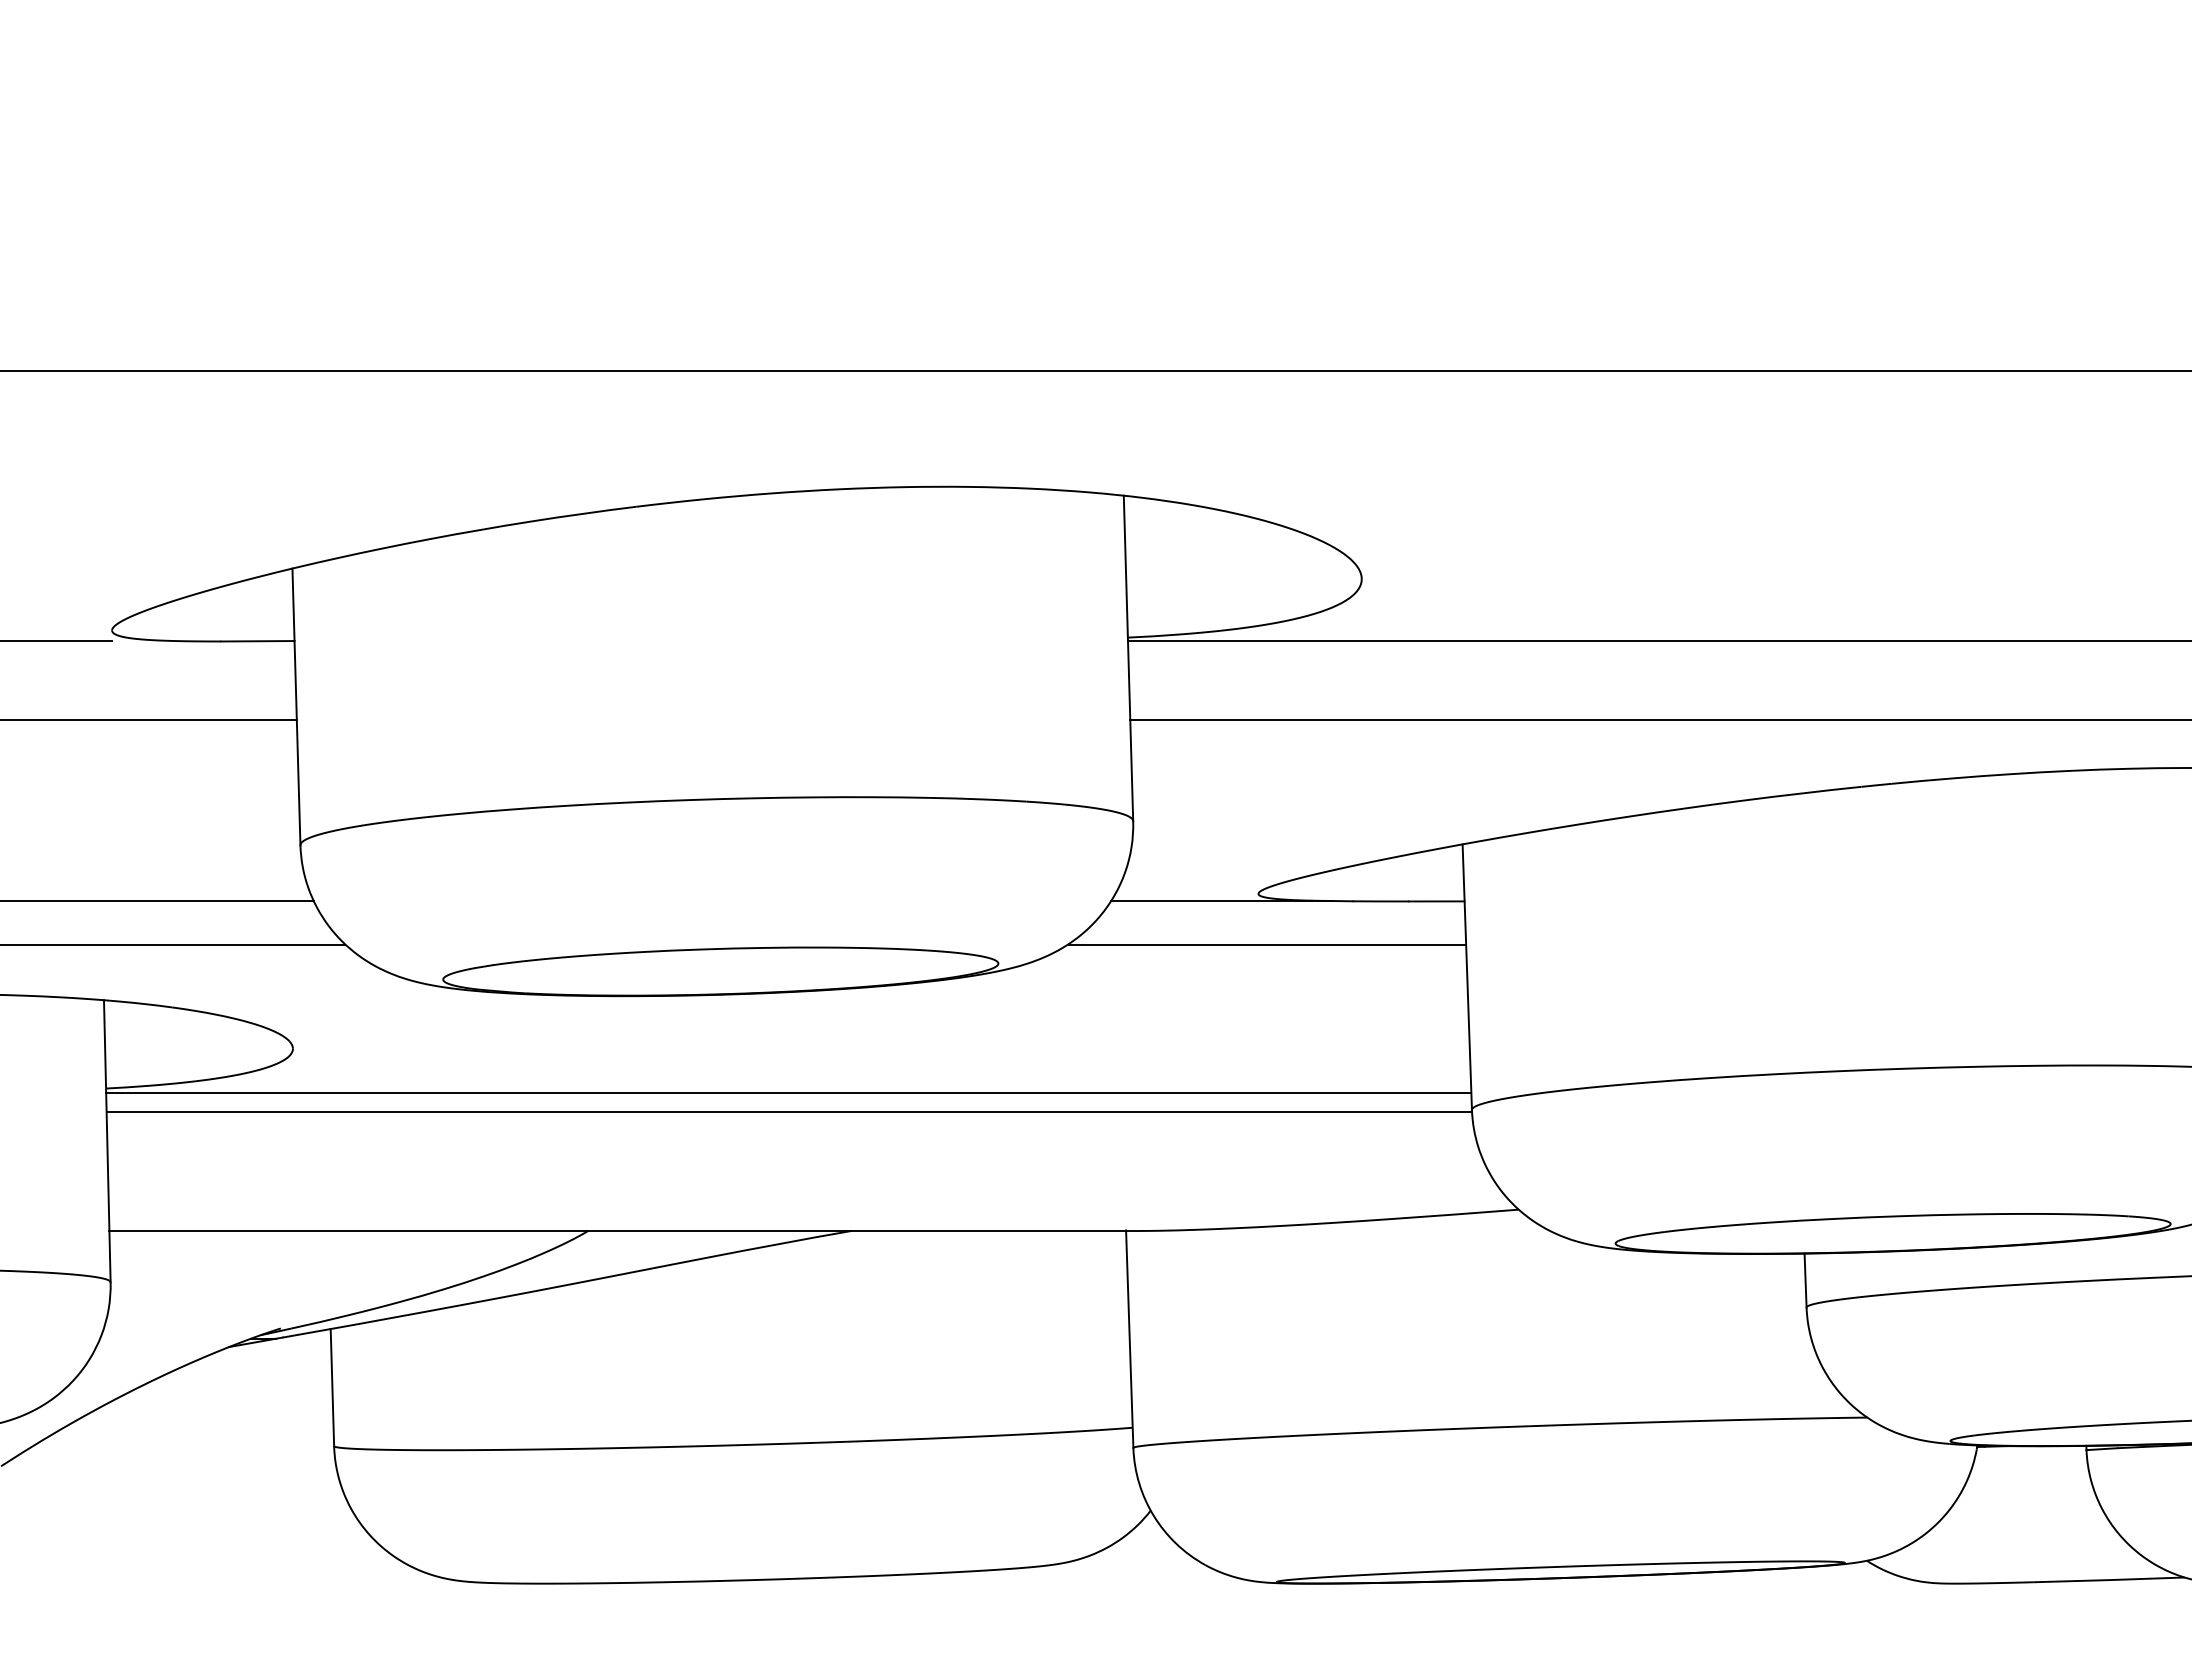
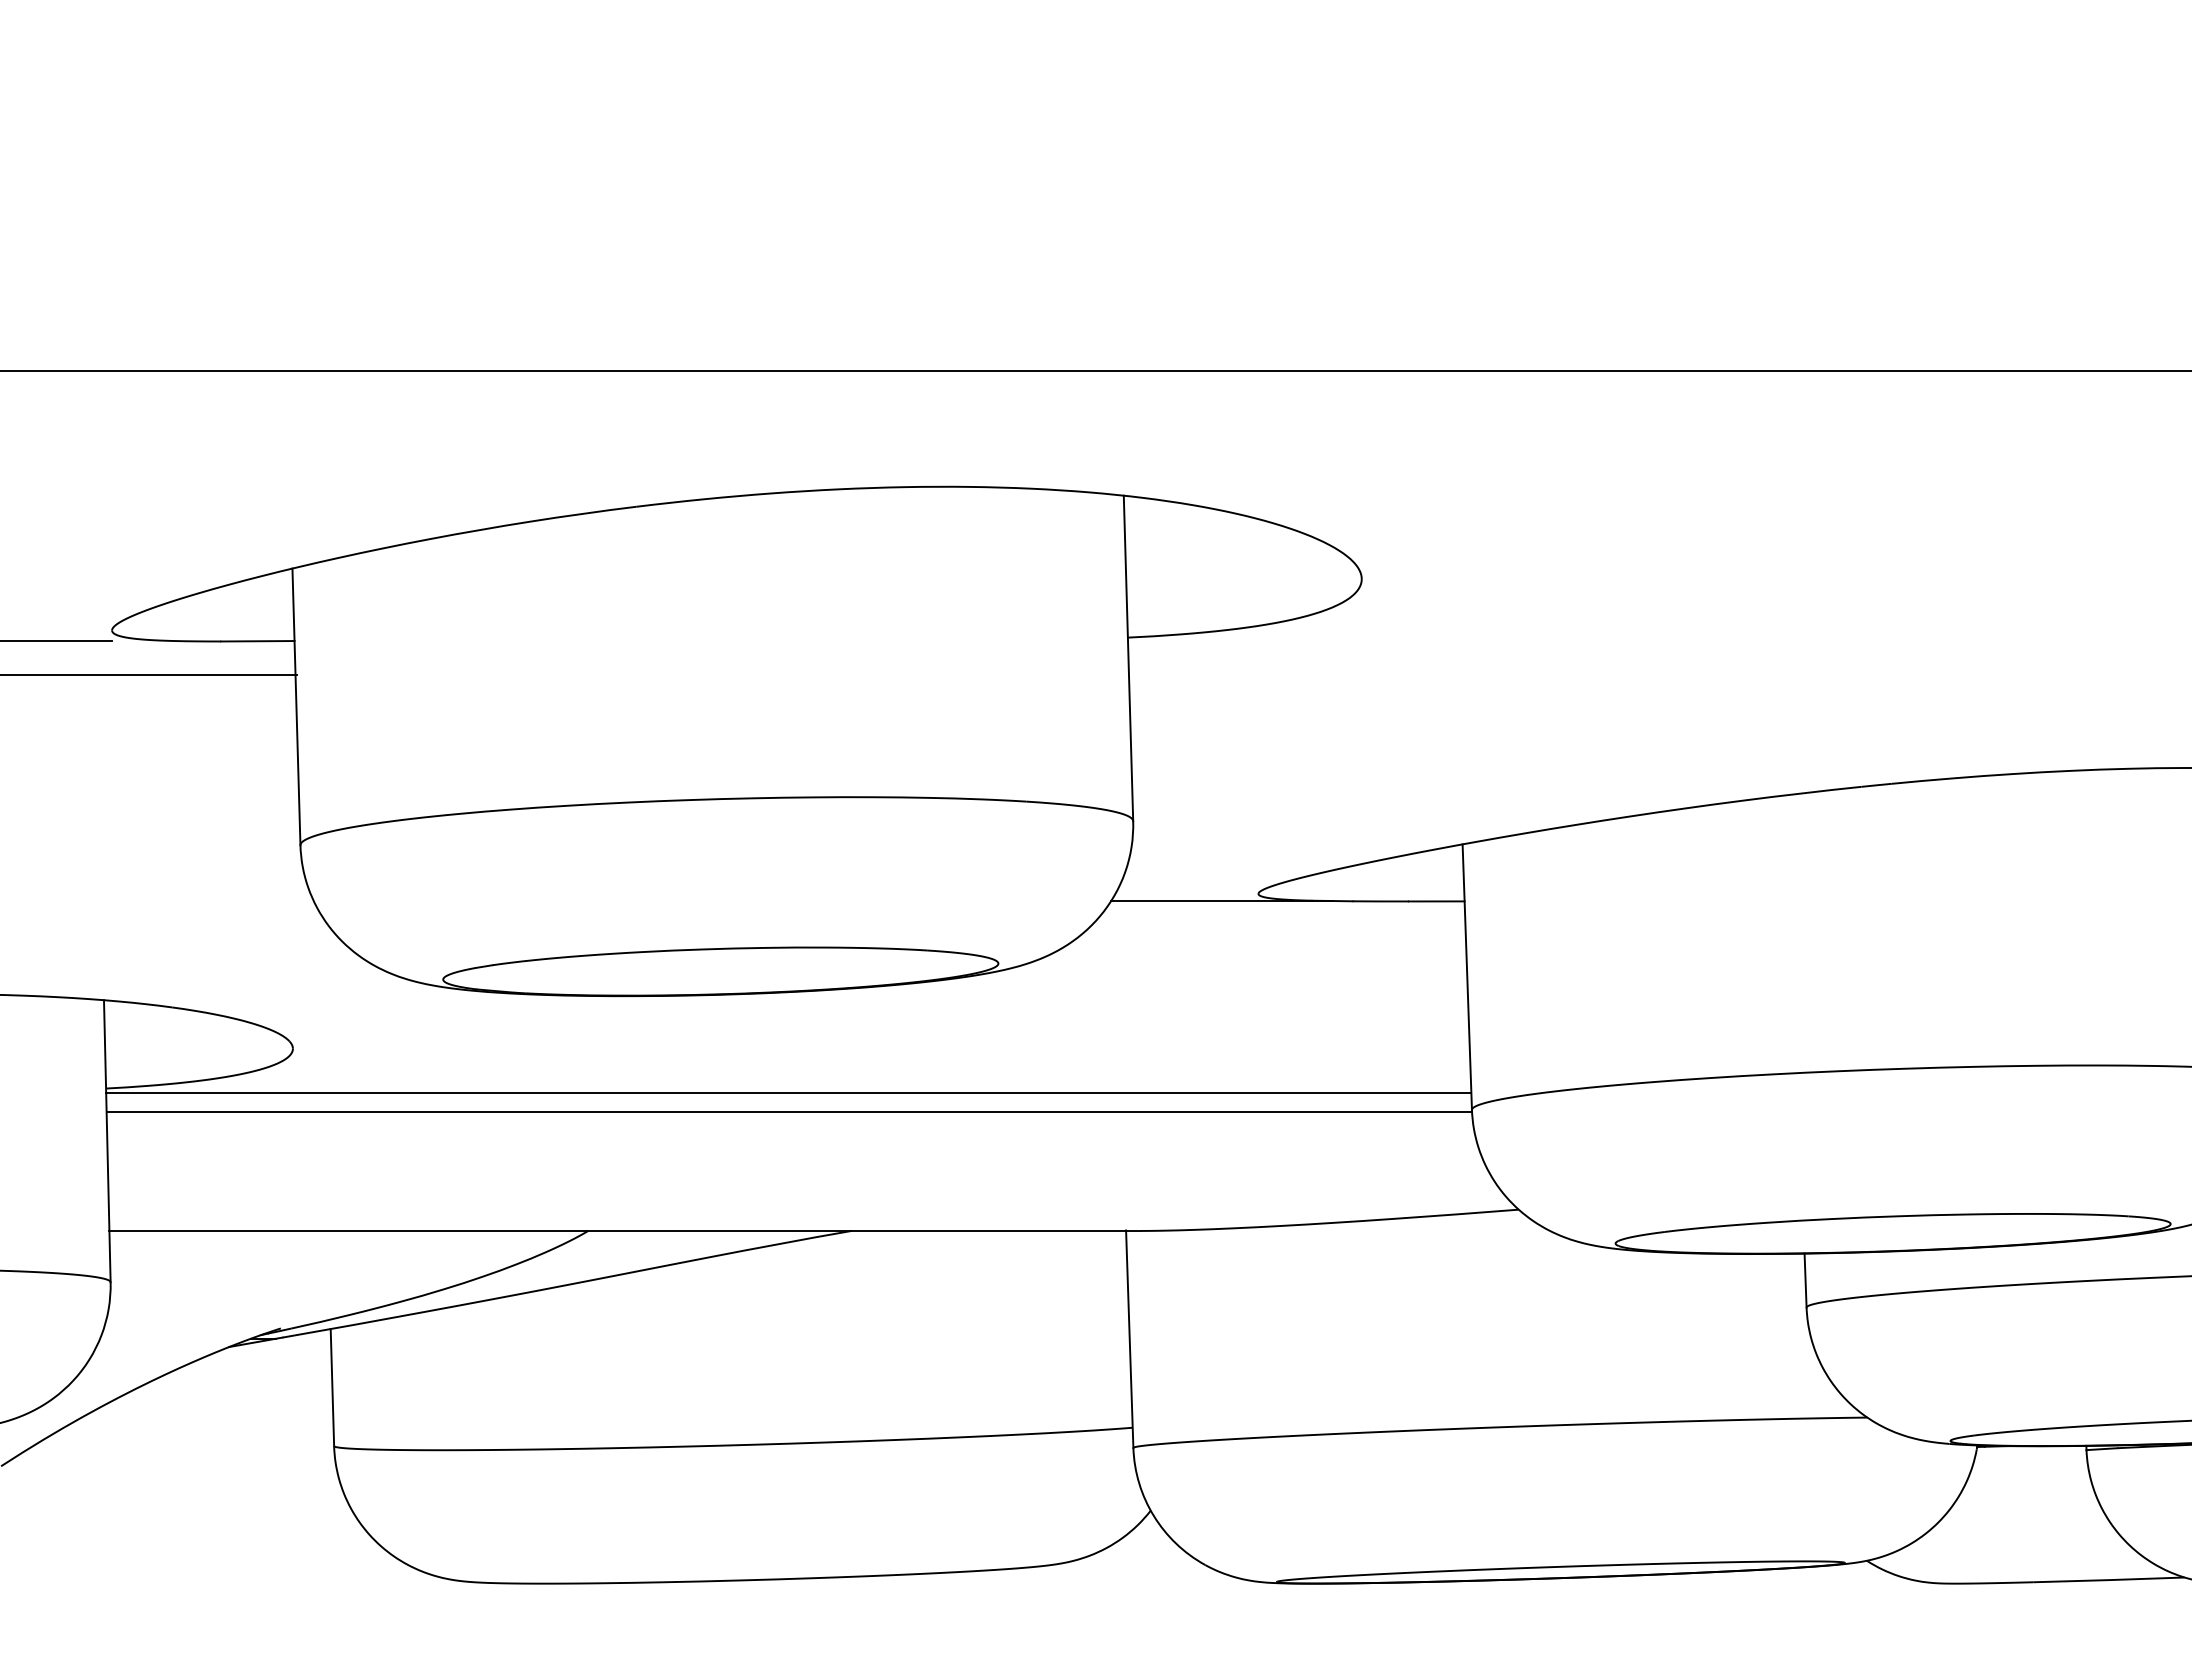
line: present -> none (1658, 641)
line position: (149, 719) -> (149, 674) (149, 674)
line: present -> none (1659, 719)
line: present -> none (158, 901)
line: present -> none (173, 944)
line: present -> none (1266, 944)
